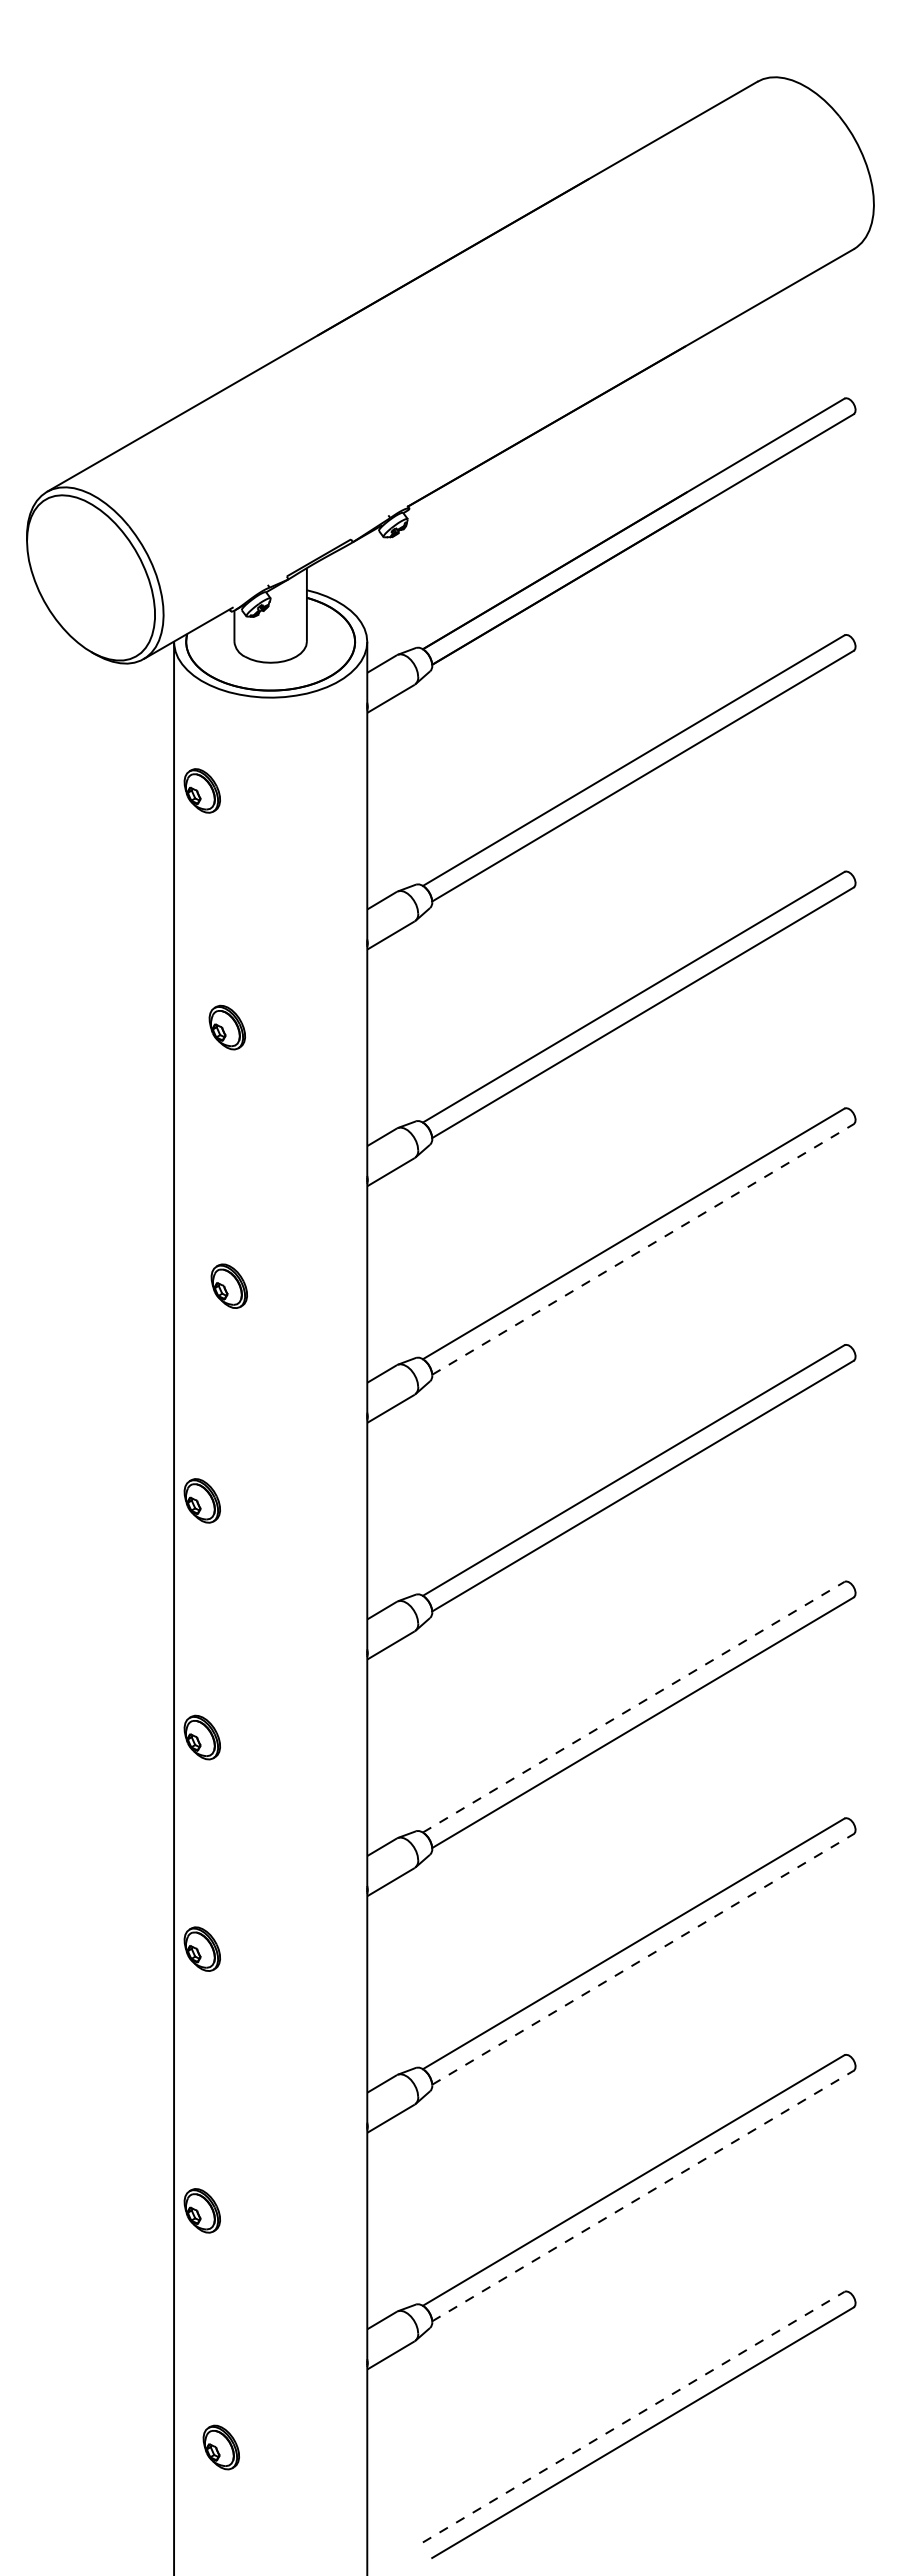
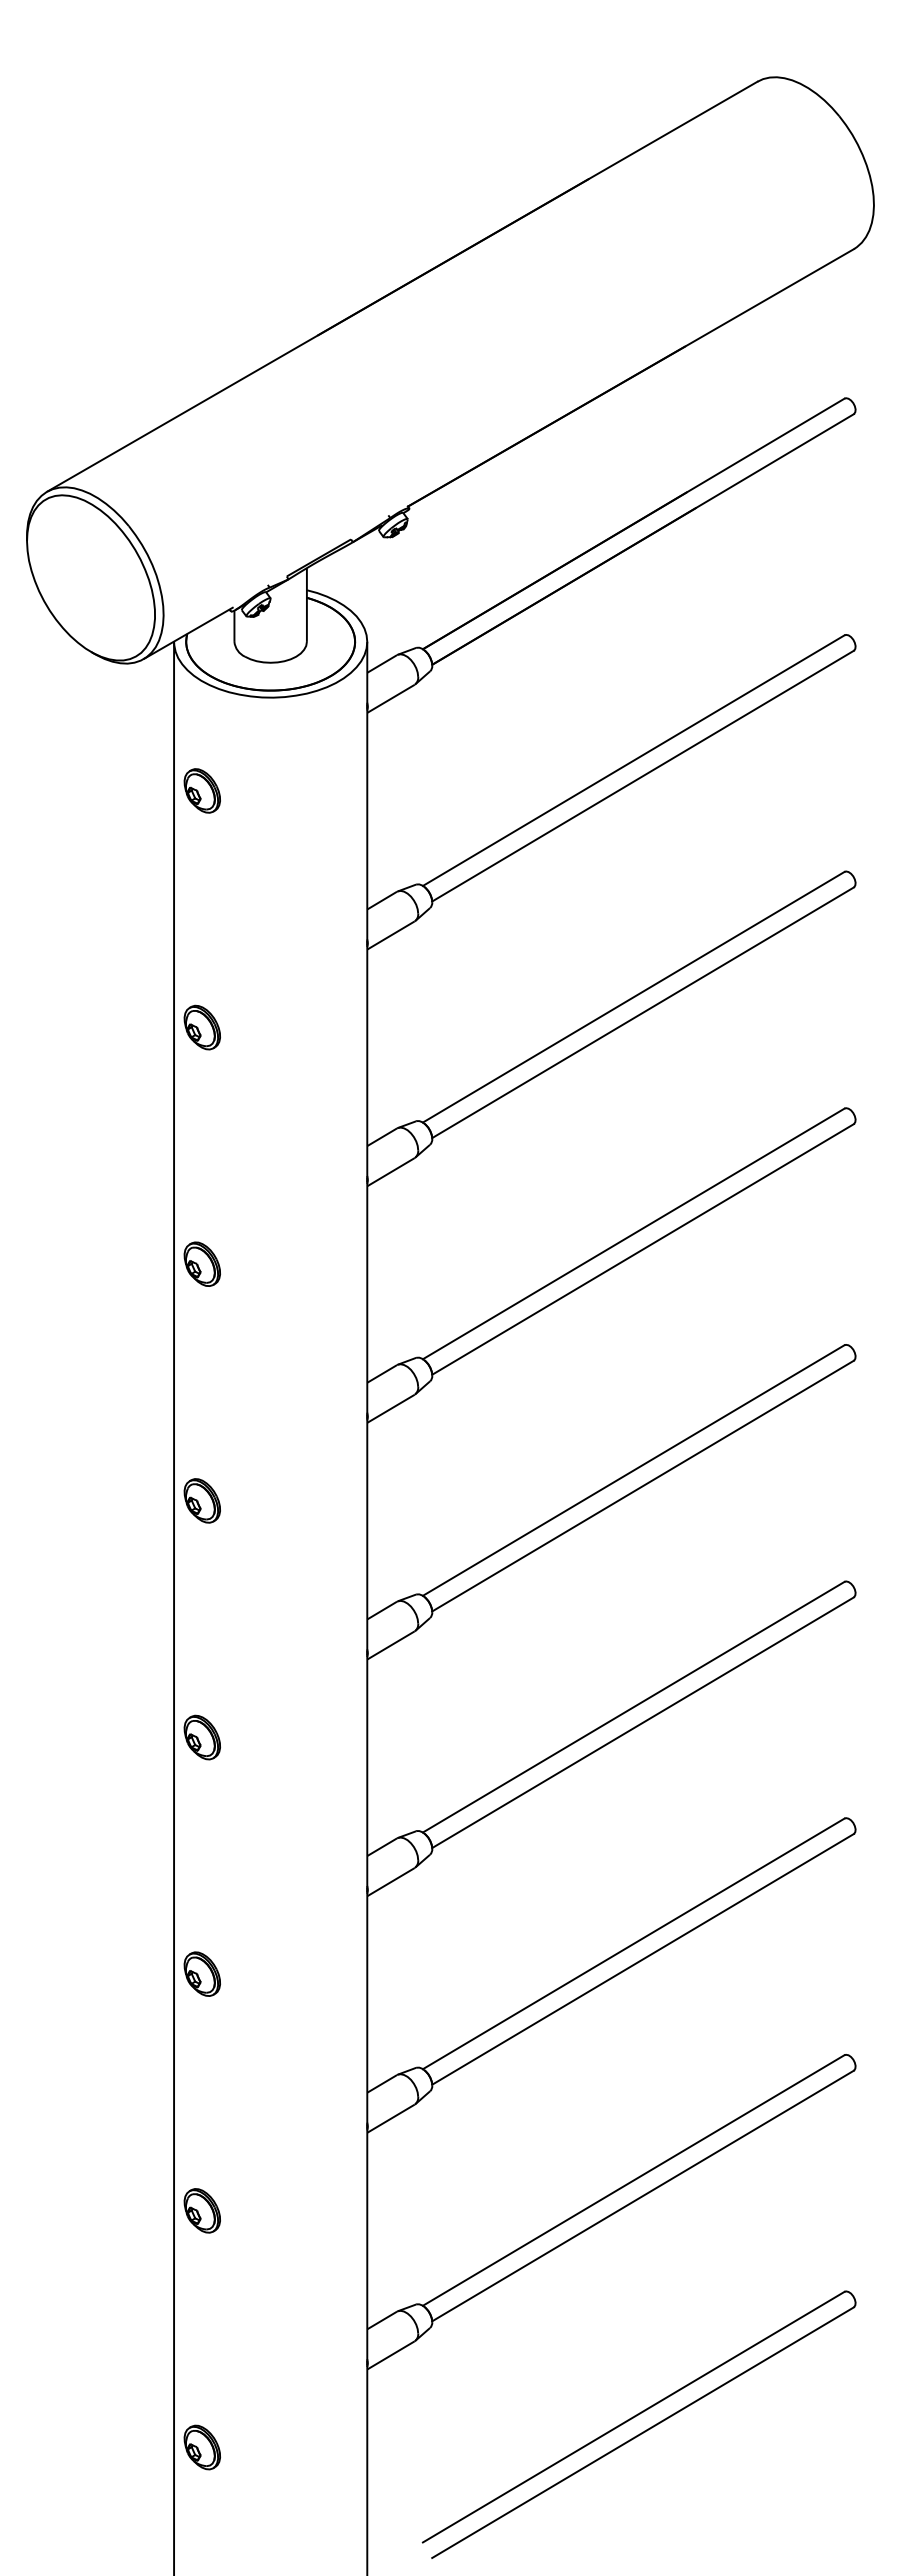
part position: (226, 1027) -> (201, 1027) (201, 1027)
line: dashed -> solid (643, 1249)
part position: (228, 1285) -> (201, 1263) (201, 1263)
line: dashed -> solid (634, 1706)
part position: (201, 1948) -> (201, 1973) (201, 1973)
line: dashed -> solid (643, 1959)
line: dashed -> solid (643, 2195)
line: dashed -> solid (634, 2416)
part position: (220, 2447) -> (201, 2447) (201, 2447)
